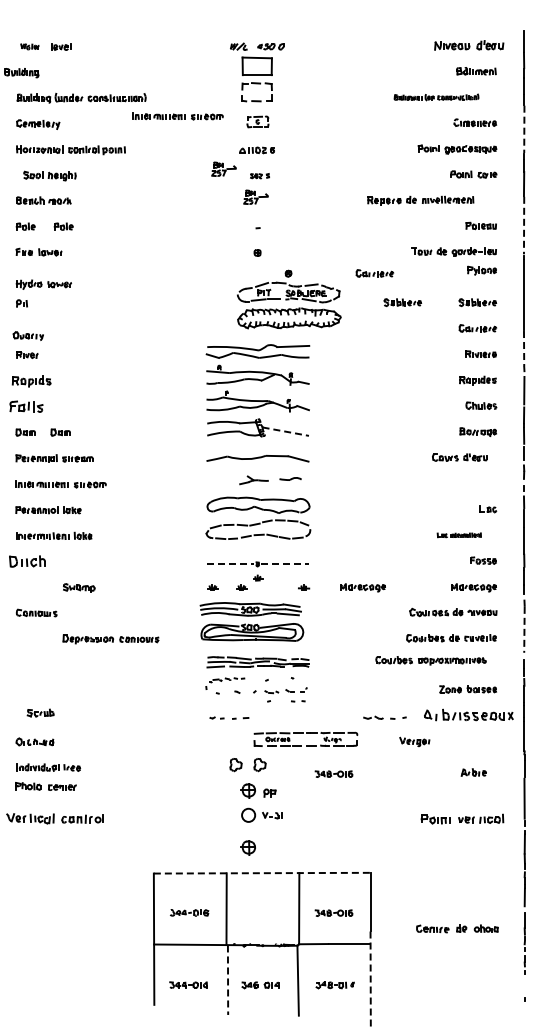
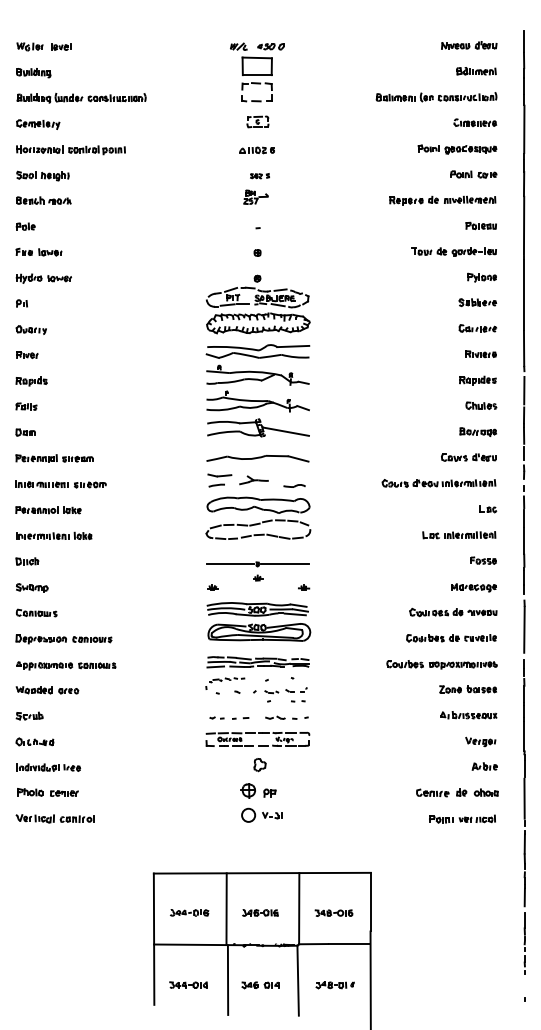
part size: 71x11 px -> 57x9 px (469, 45)
part size: 20x8 px -> 28x10 px (29, 46)
part position: (21, 73) -> (33, 73) (33, 73)
part size: 87x9 px -> 123x11 px (436, 97)
part: present -> none (177, 116)
line: dashed -> solid (524, 129)
part: present -> none (223, 168)
part position: (49, 175) -> (42, 175) (42, 175)
part position: (420, 200) -> (442, 200) (442, 200)
line: dashed -> solid (524, 225)
part: present -> none (63, 226)
part position: (481, 270) -> (481, 277) (481, 277)
part: present -> none (374, 273)
part position: (43, 284) -> (43, 278) (43, 278)
part position: (289, 299) -> (258, 304) (258, 304)
part: present -> none (402, 302)
part position: (27, 335) -> (30, 329) (30, 329)
line: dashed -> solid (524, 348)
part size: 41x13 px -> 33x11 px (31, 381)
part size: 35x13 px -> 23x9 px (26, 406)
line: dashed -> solid (285, 431)
part: present -> none (60, 432)
part position: (459, 457) -> (468, 457) (468, 457)
line position: (290, 478) -> (294, 485) (294, 485)
part: none -> present (219, 480)
part: none -> present (438, 483)
part size: 46x7 px -> 75x9 px (459, 535)
part size: 37x13 px -> 25x9 px (27, 561)
line: dashed -> solid (230, 564)
line: dashed -> solid (285, 564)
part position: (79, 587) -> (32, 587) (32, 587)
part: present -> none (241, 587)
part: present -> none (362, 587)
part position: (251, 621) -> (258, 621) (258, 621)
line: dashed -> solid (524, 629)
part position: (110, 639) -> (63, 639) (63, 639)
part position: (430, 660) -> (441, 664) (441, 664)
part: none -> present (66, 665)
part: none -> present (47, 690)
part position: (40, 712) -> (29, 715) (29, 715)
part size: 90x14 px -> 58x9 px (468, 715)
part position: (384, 717) -> (286, 717) (286, 717)
part position: (305, 738) -> (257, 738) (257, 738)
part position: (414, 741) -> (480, 741) (480, 741)
part: present -> none (235, 765)
part position: (473, 772) -> (484, 766) (484, 766)
part: present -> none (333, 773)
part position: (45, 786) -> (47, 792) (47, 792)
part size: 98x12 px -> 80x10 px (54, 818)
part size: 85x12 px -> 67x10 px (462, 818)
part: present -> none (247, 847)
line: dashed -> solid (262, 873)
part: none -> present (260, 912)
part position: (457, 928) -> (457, 792) (457, 792)
line: dashed -> solid (228, 980)
line: dashed -> solid (370, 980)
